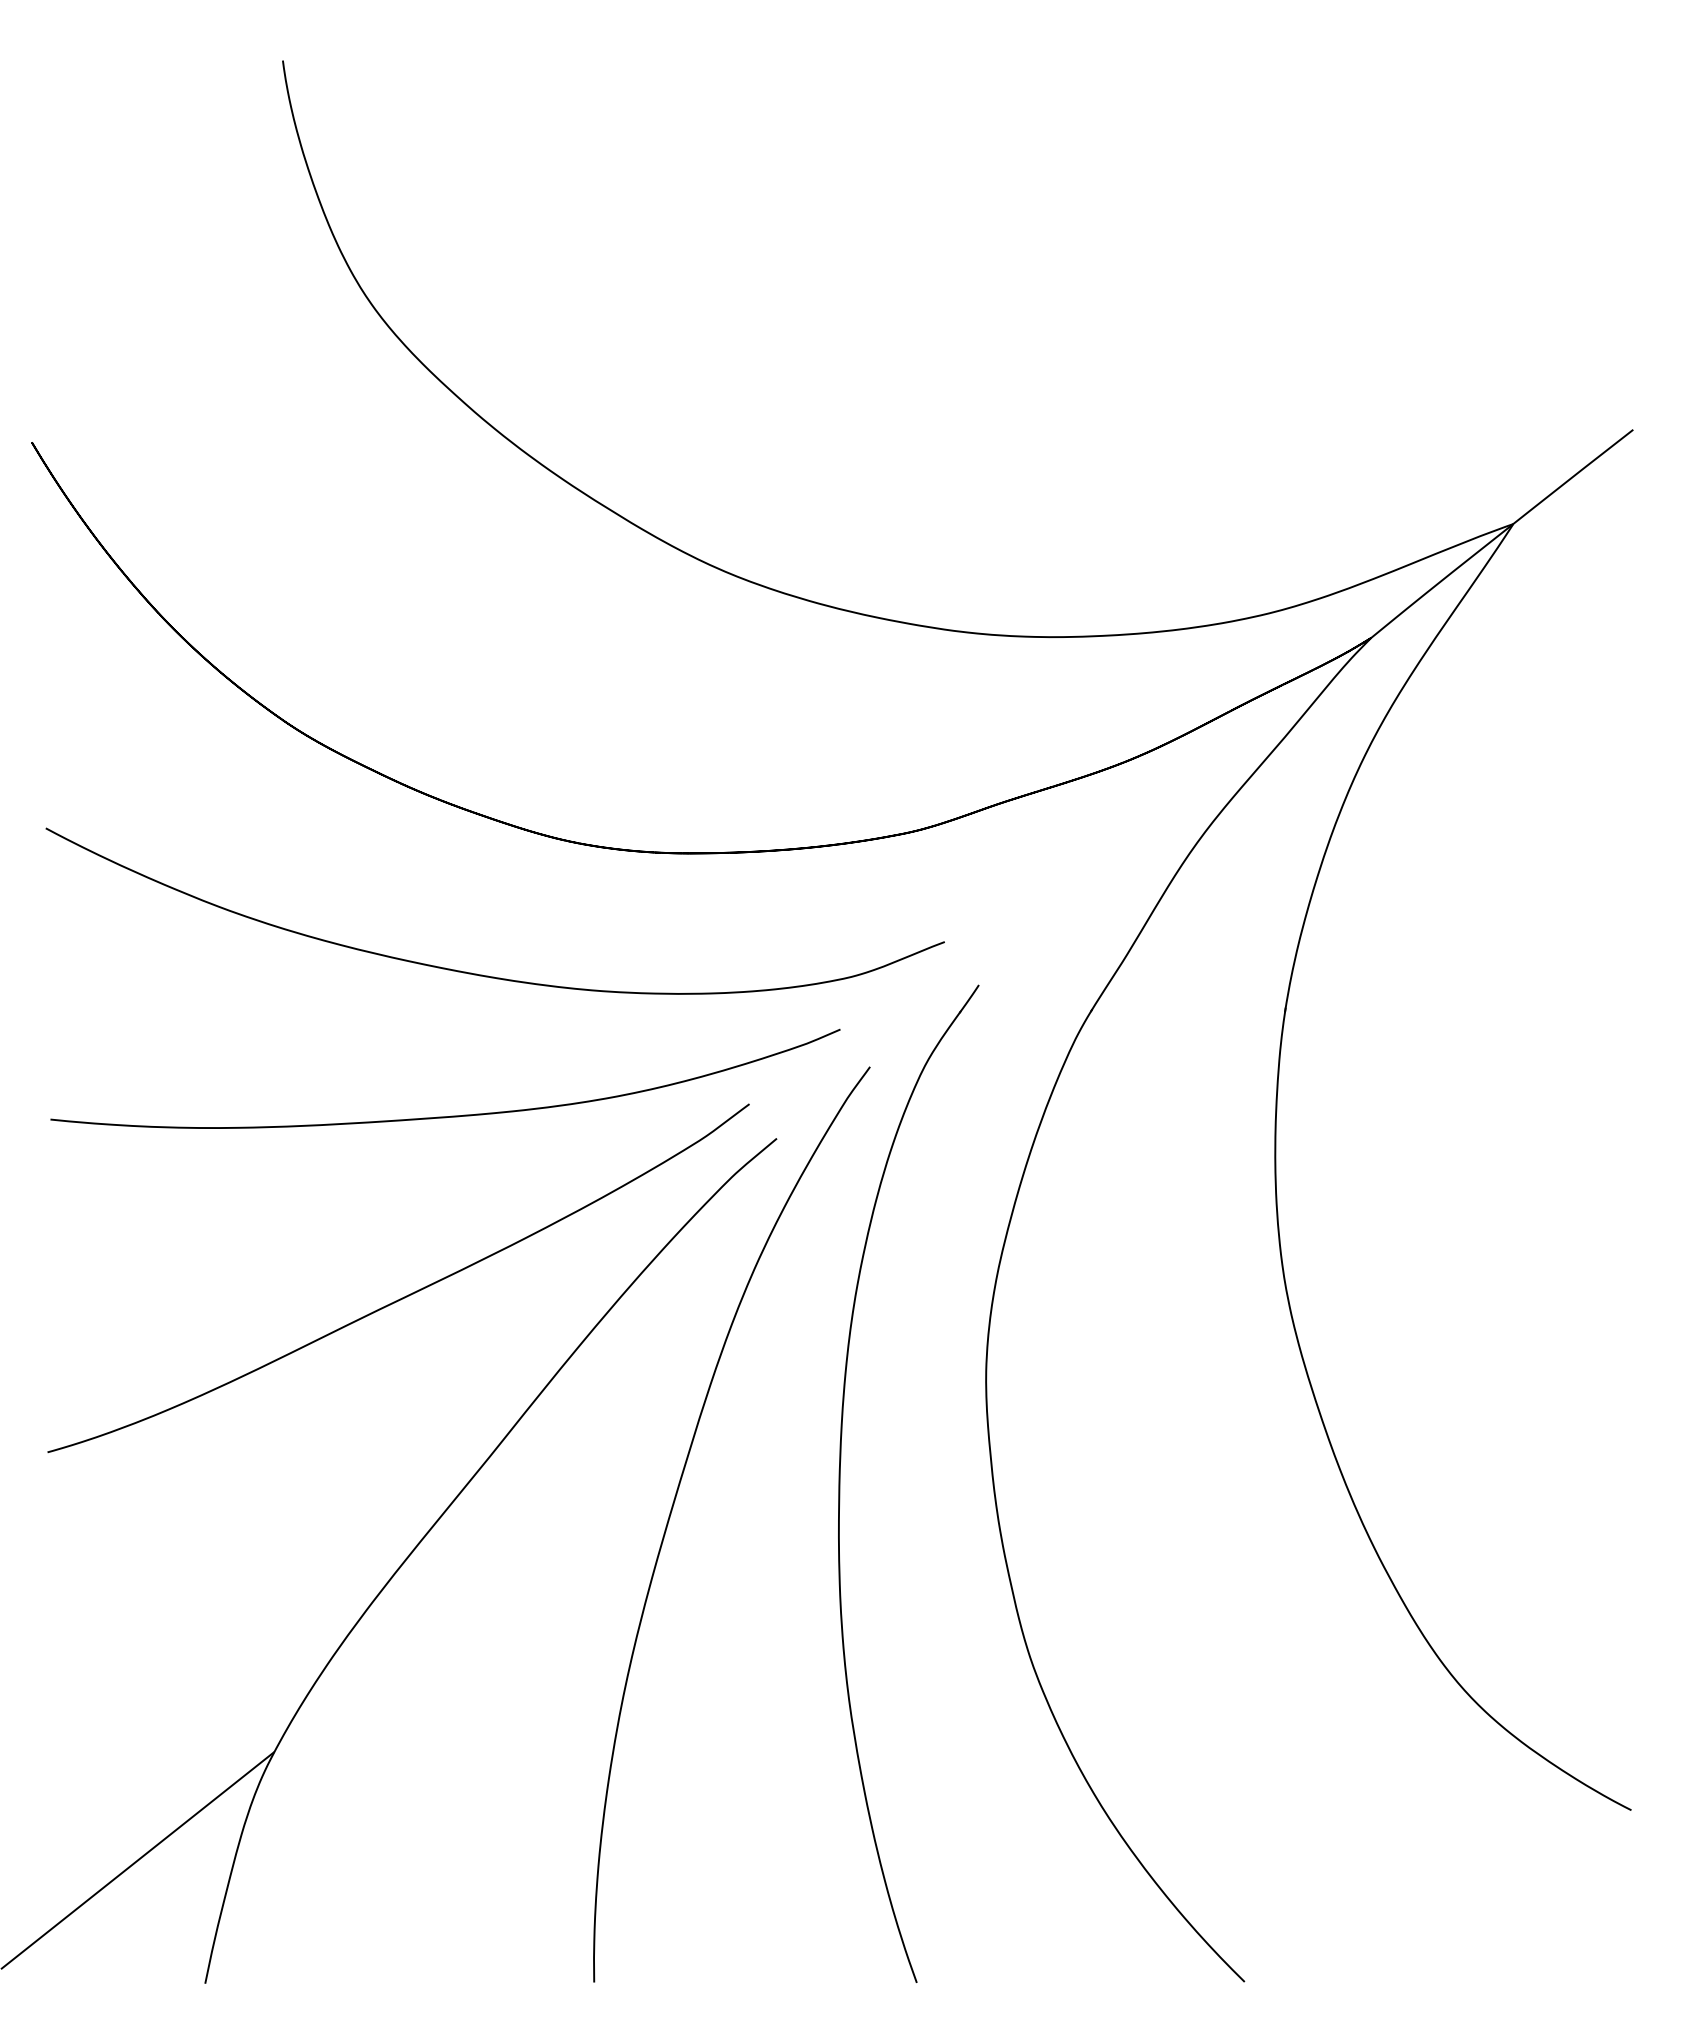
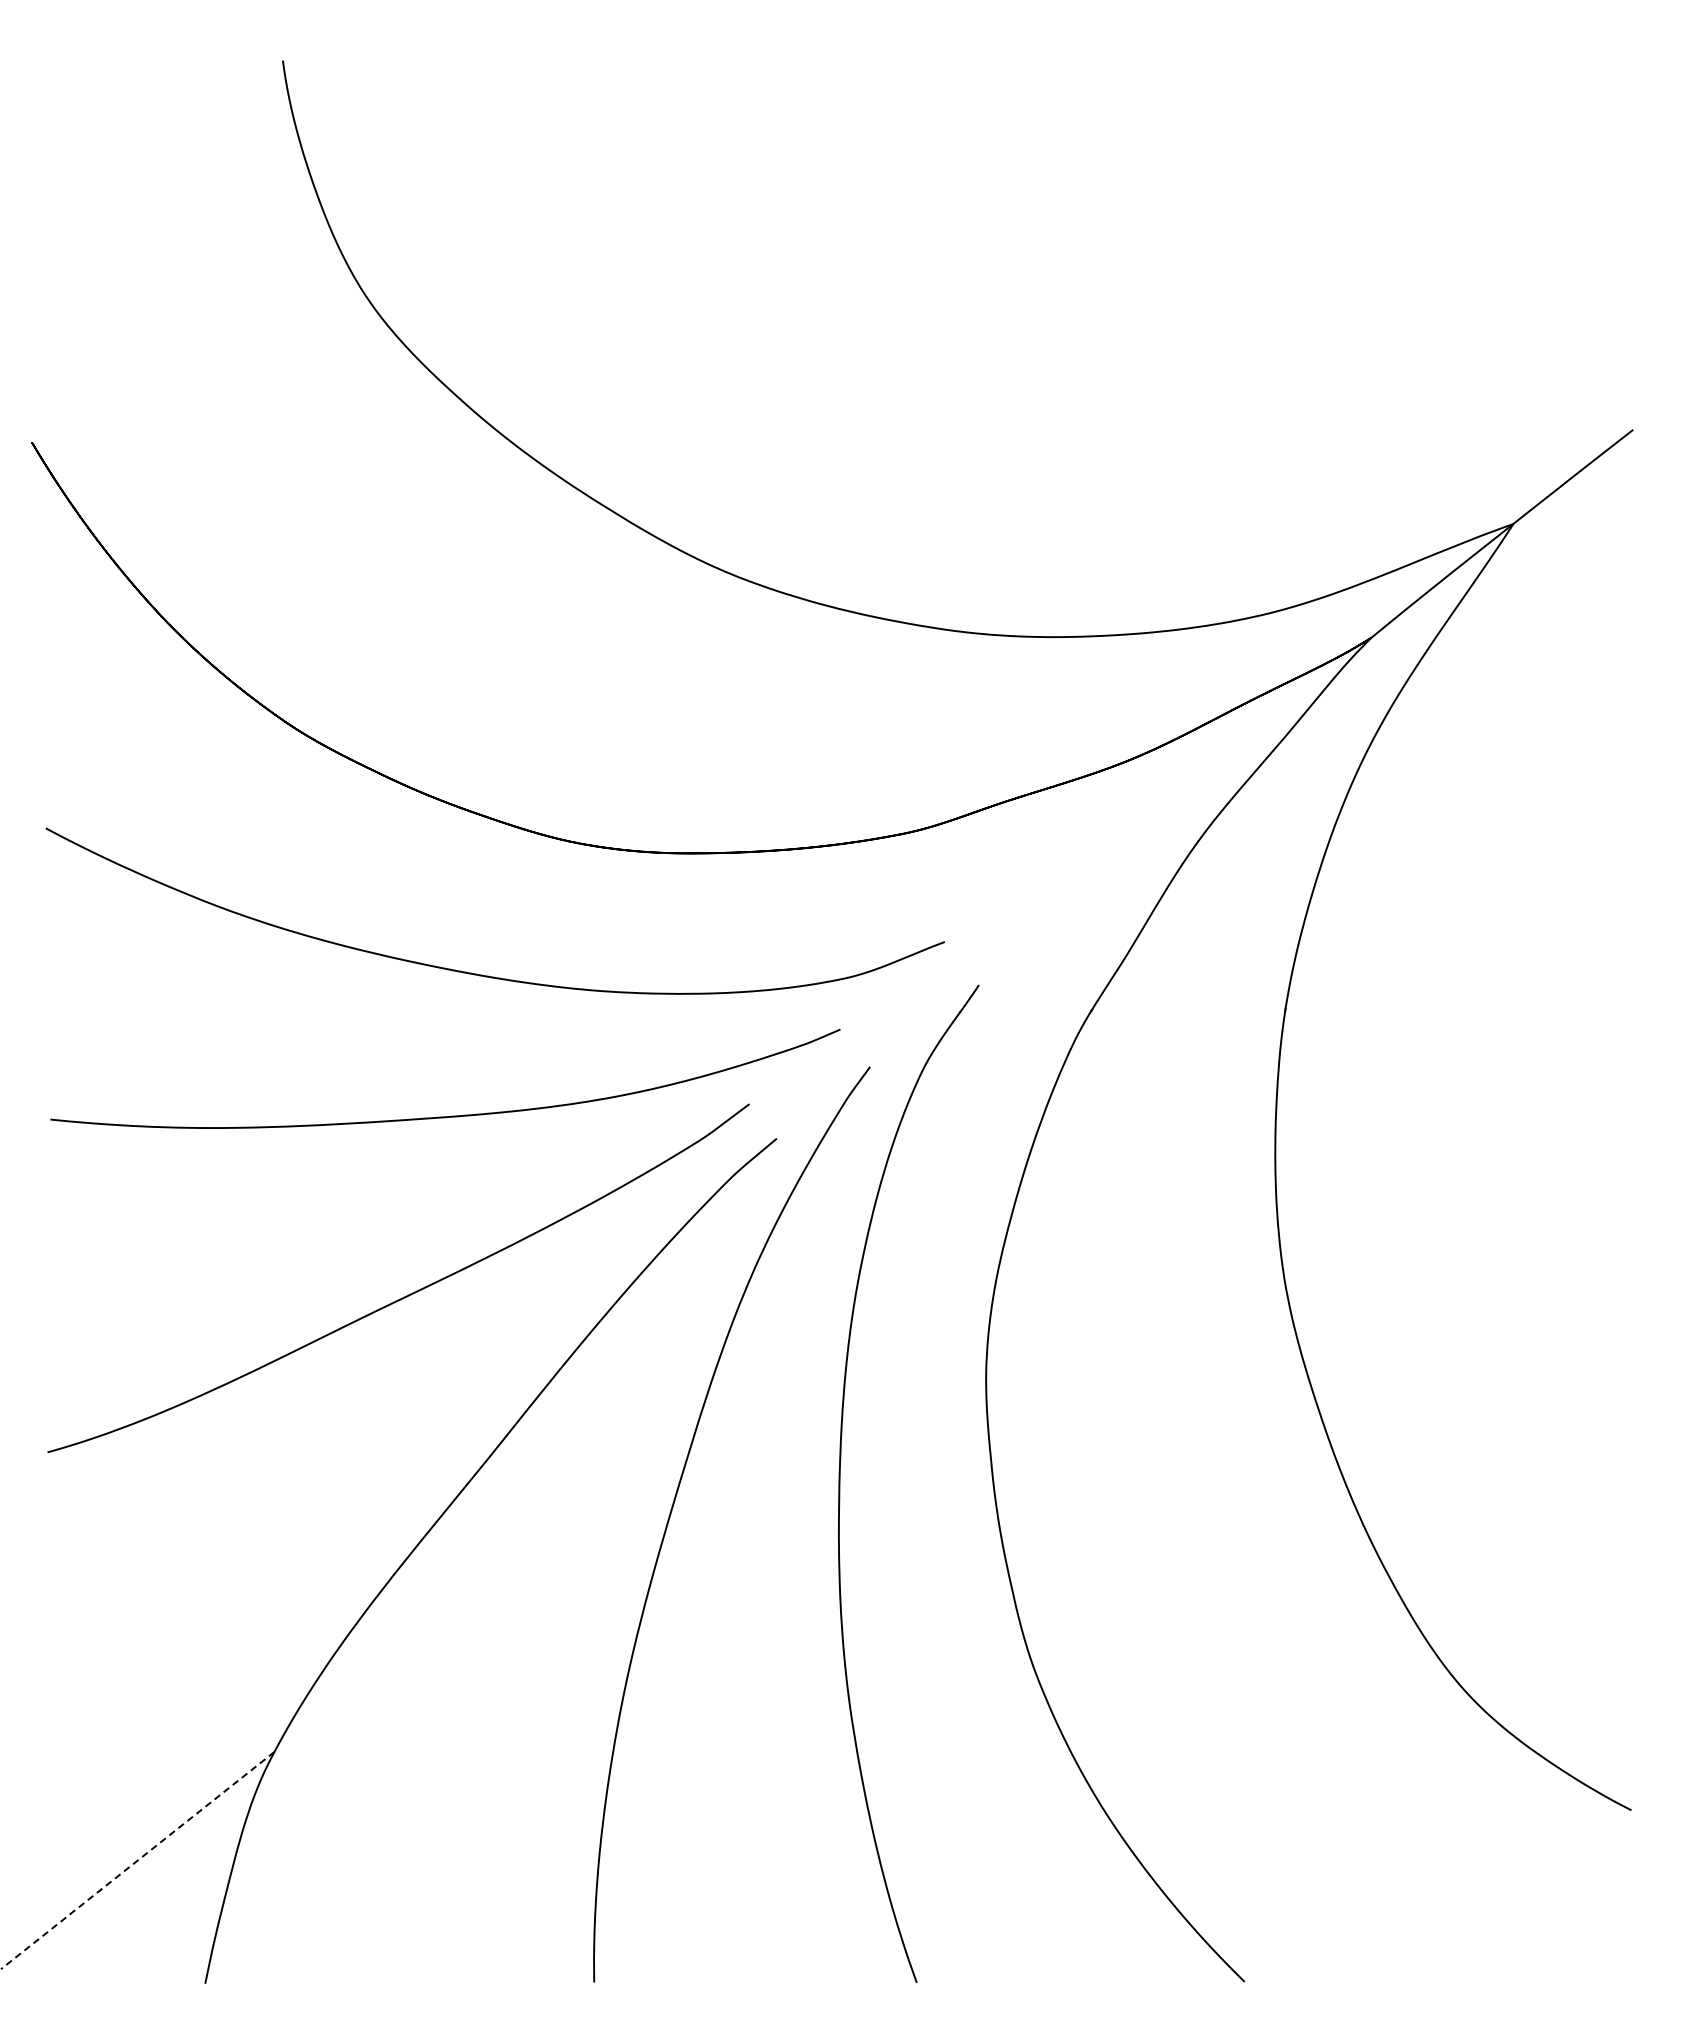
line: solid -> dashed (137, 1860)
